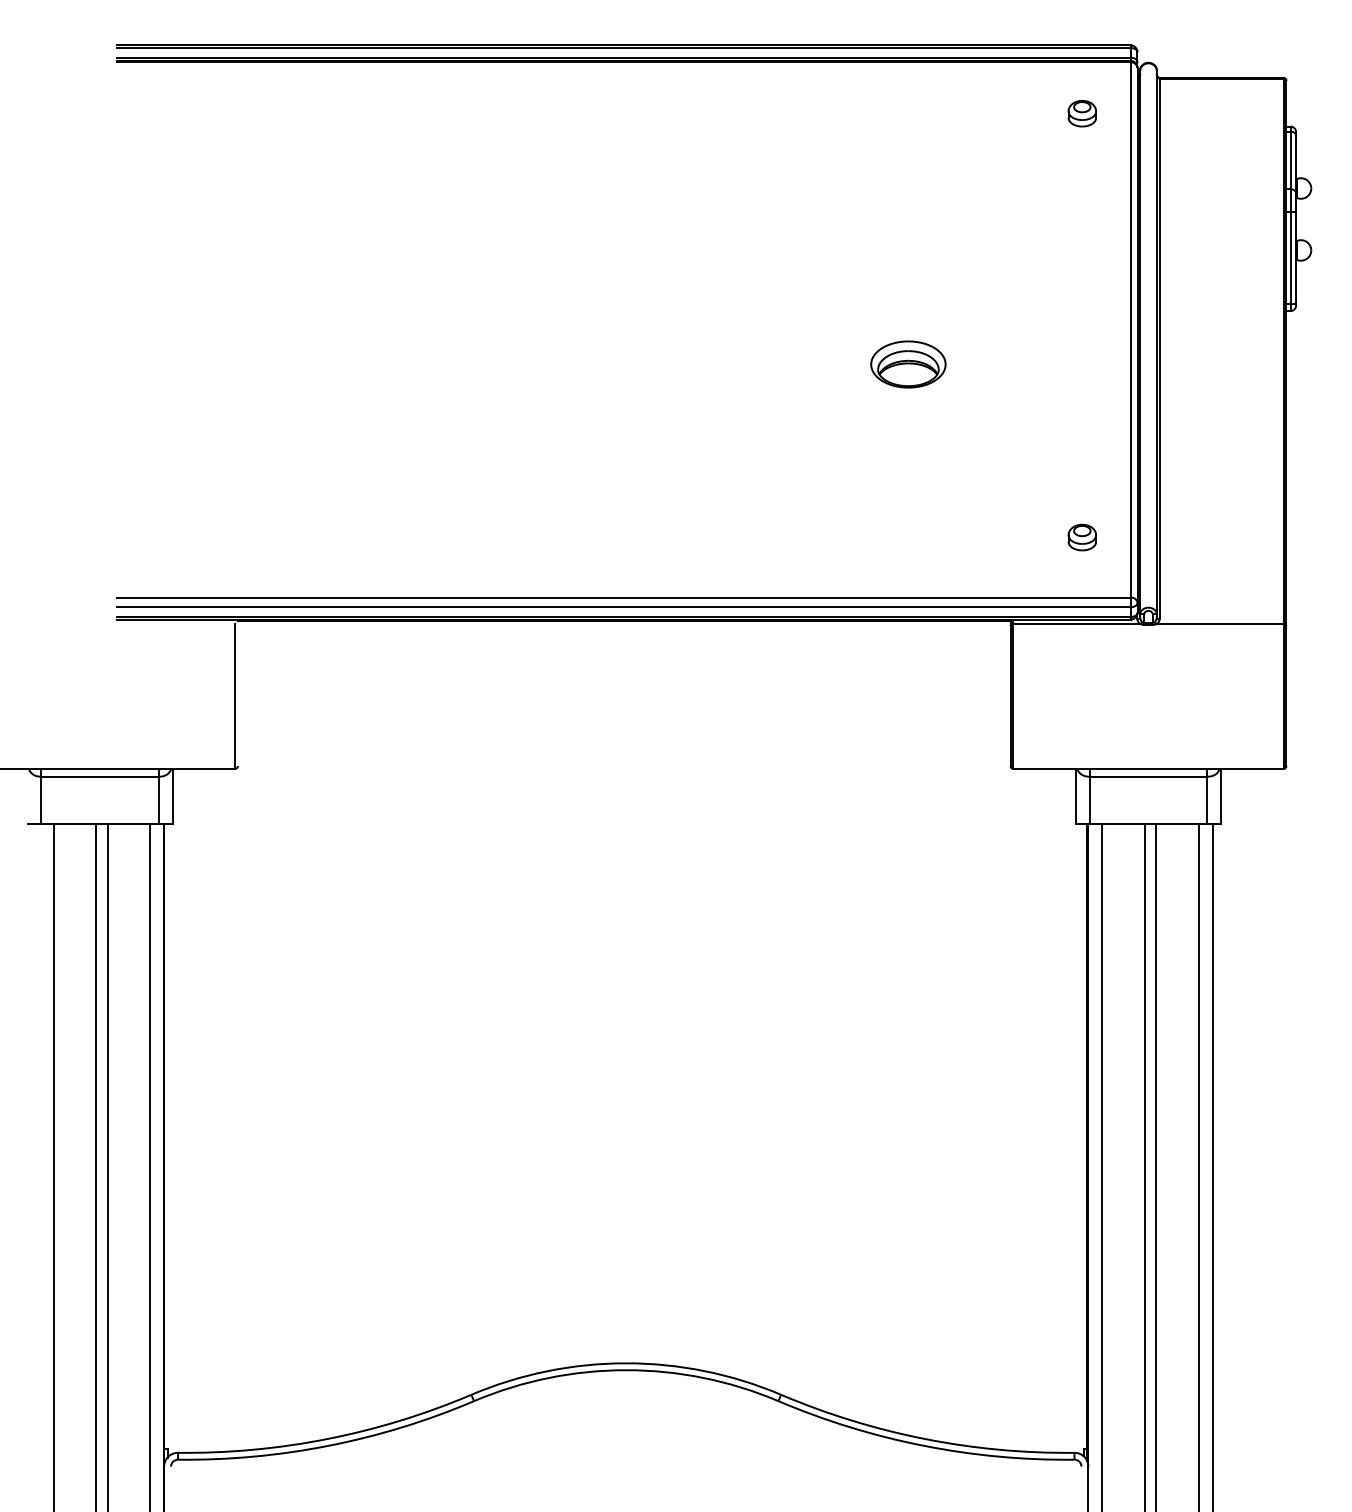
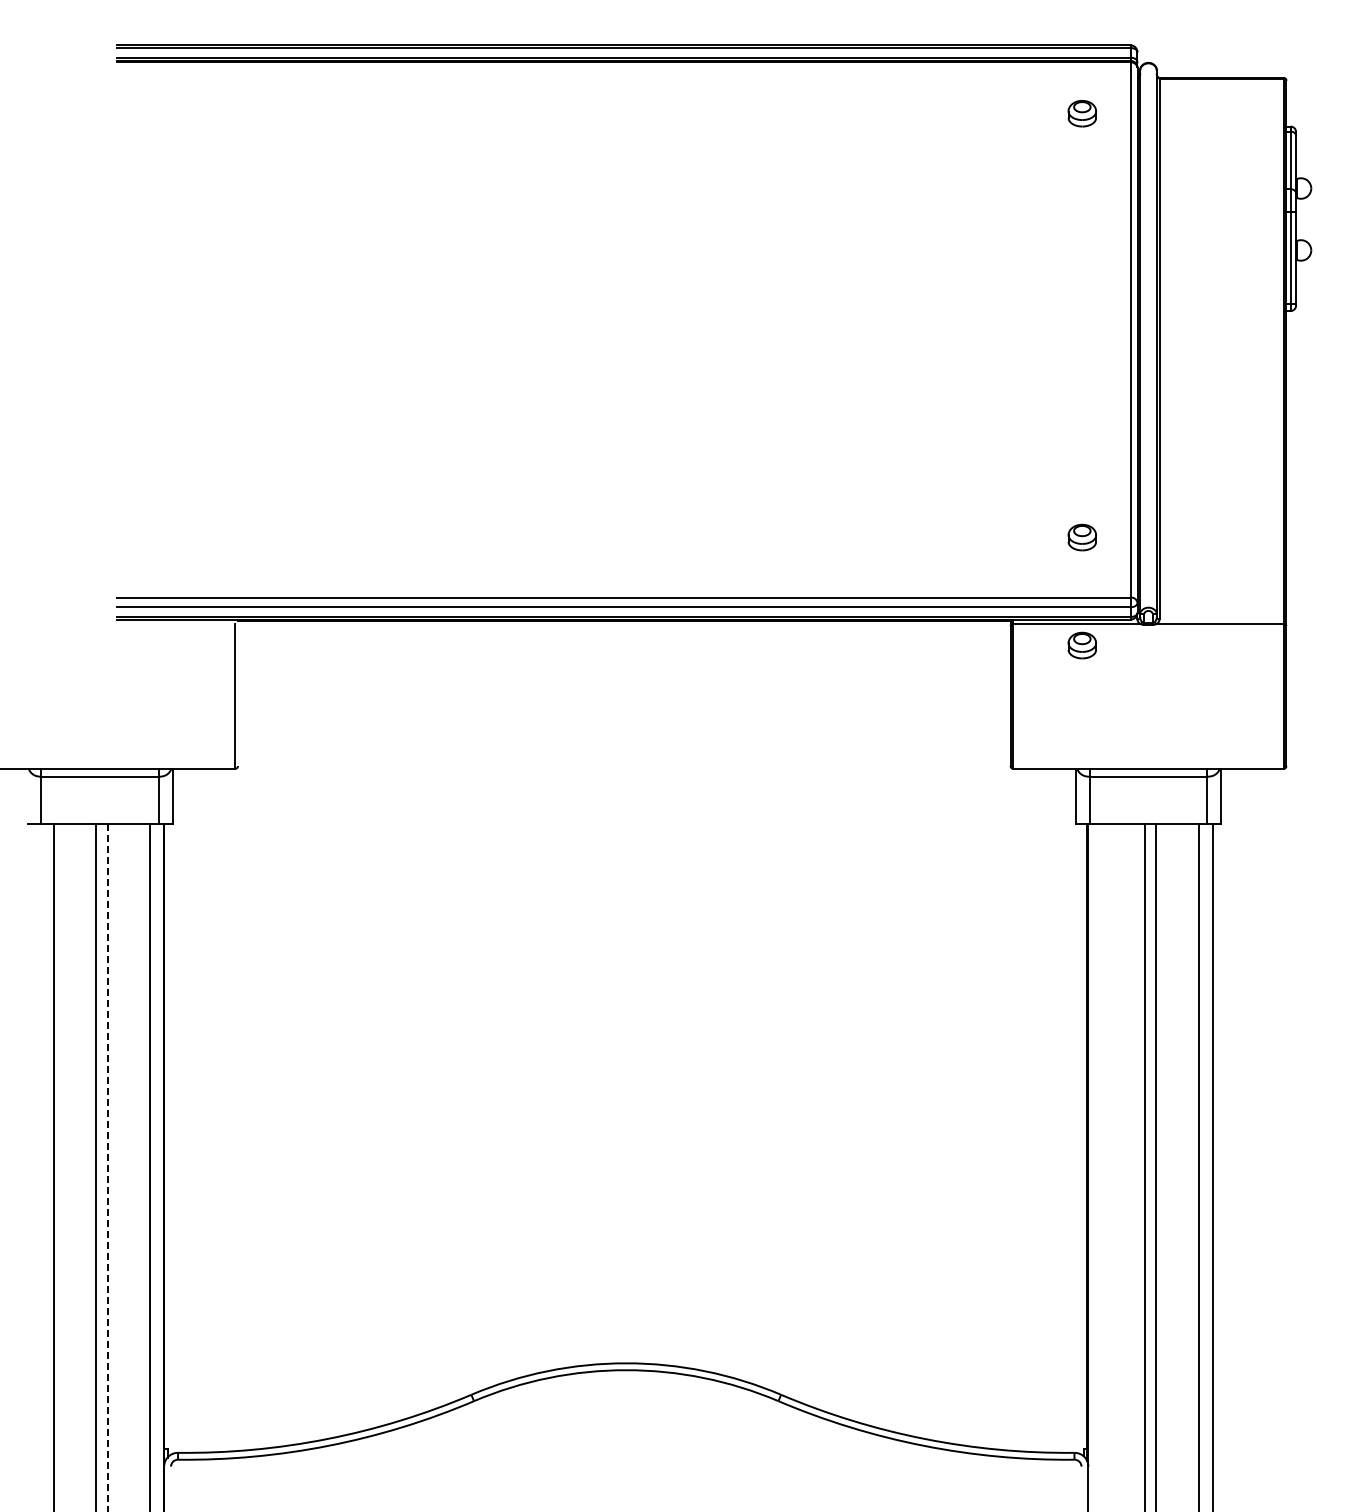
part: present -> none (908, 364)
part: none -> present (1081, 645)
line: present -> none (1102, 1165)
line: solid -> dashed (107, 1167)
